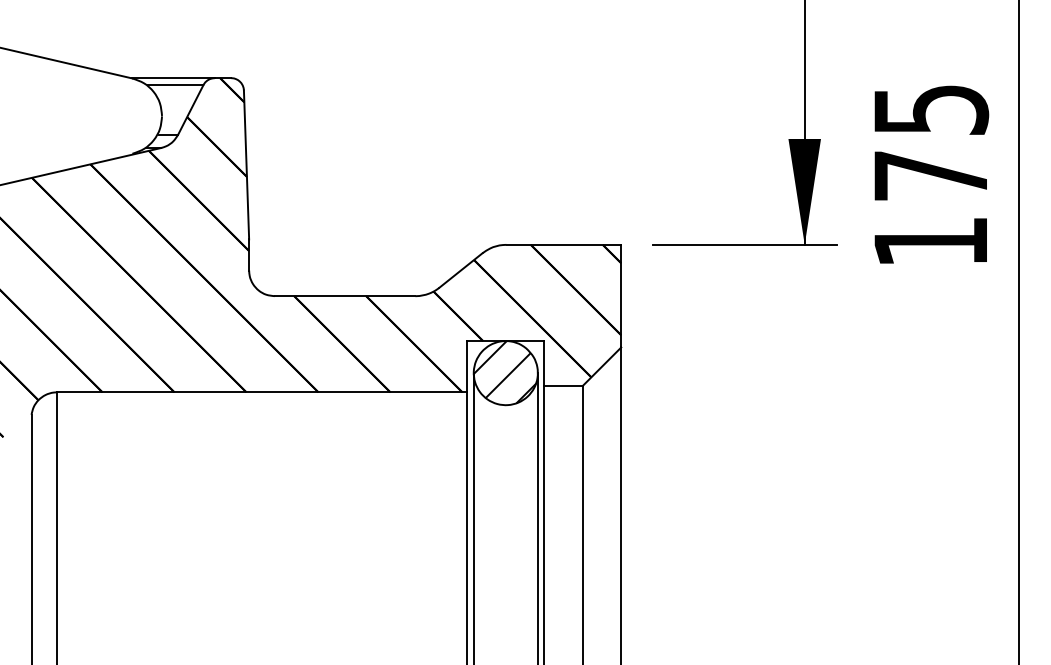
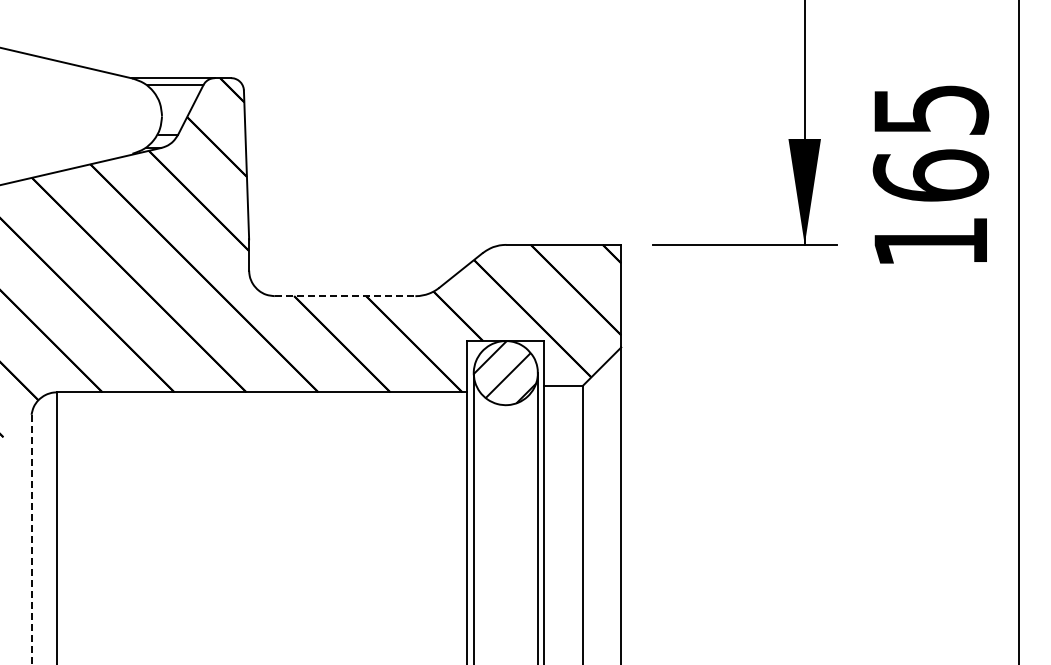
text: 175 -> 165 (930, 175)
line: solid -> dashed (345, 296)
line: solid -> dashed (31, 539)
